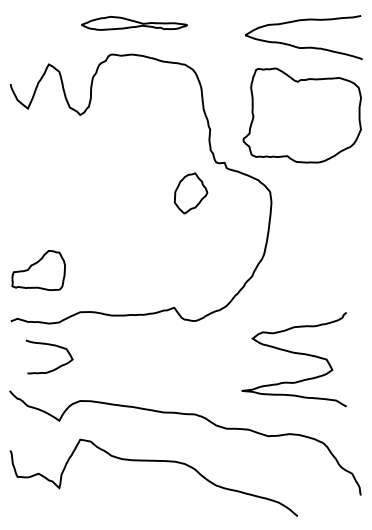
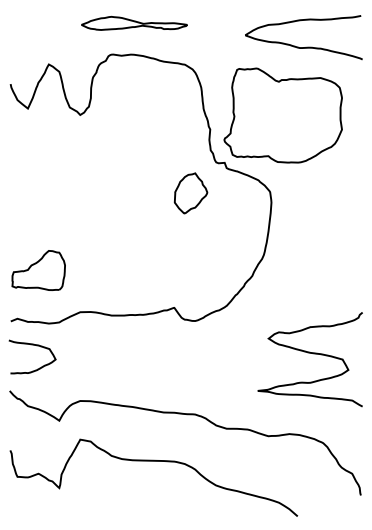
part position: (301, 115) -> (282, 115) (282, 115)
curve position: (53, 346) -> (36, 346) (36, 346)
curve position: (293, 353) -> (309, 353) (309, 353)
